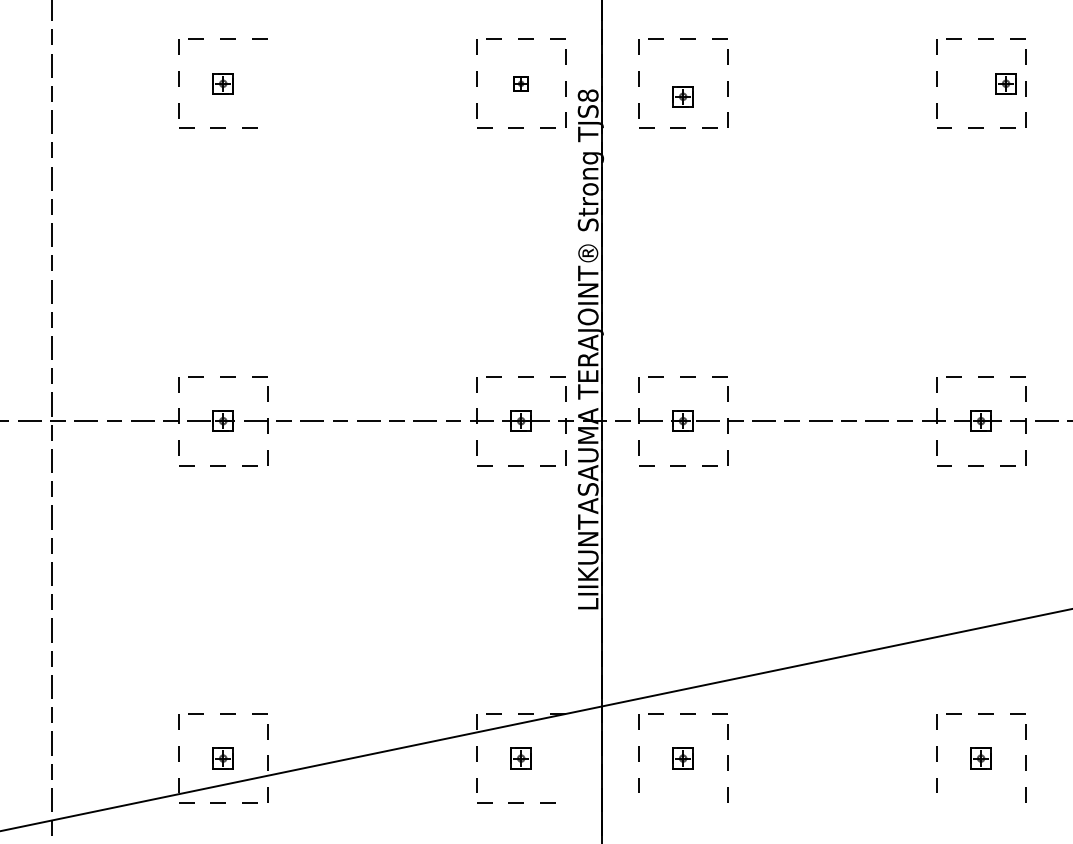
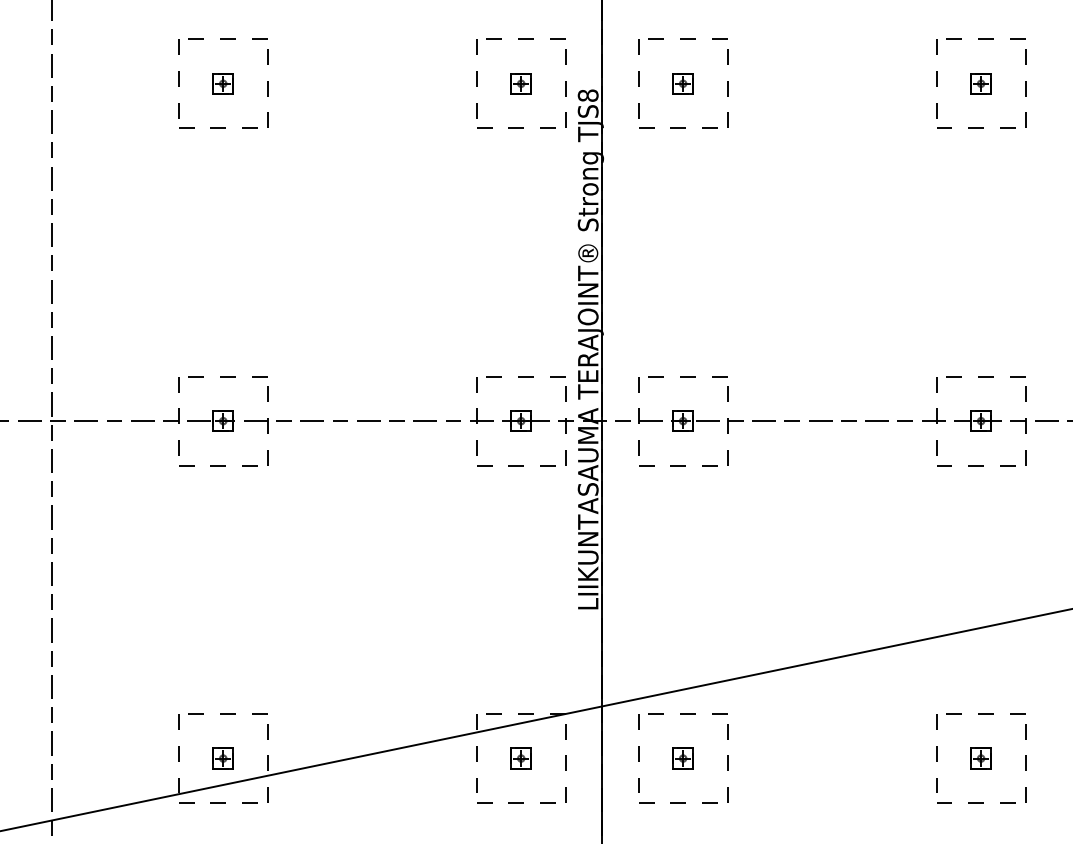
part size: 16x16 px -> 22x22 px (520, 83)
part position: (1005, 83) -> (980, 83) (980, 83)
line: none -> present (267, 88)
part position: (682, 96) -> (682, 83) (682, 83)
line: none -> present (565, 763)
line: none -> present (678, 802)
line: none -> present (976, 802)
